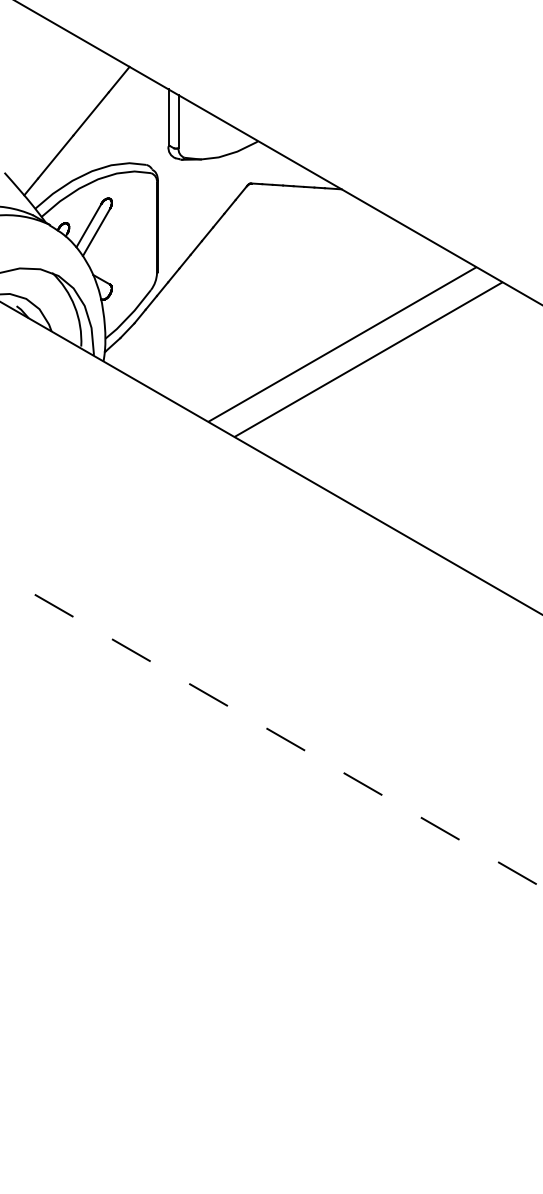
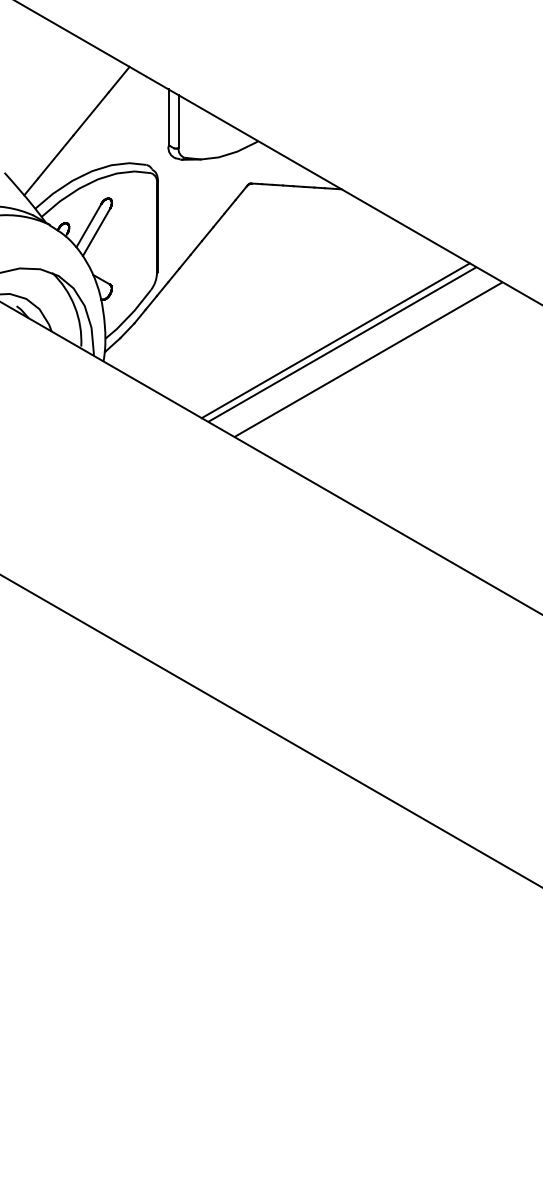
line: none -> present (335, 340)
line: dashed -> solid (271, 731)
